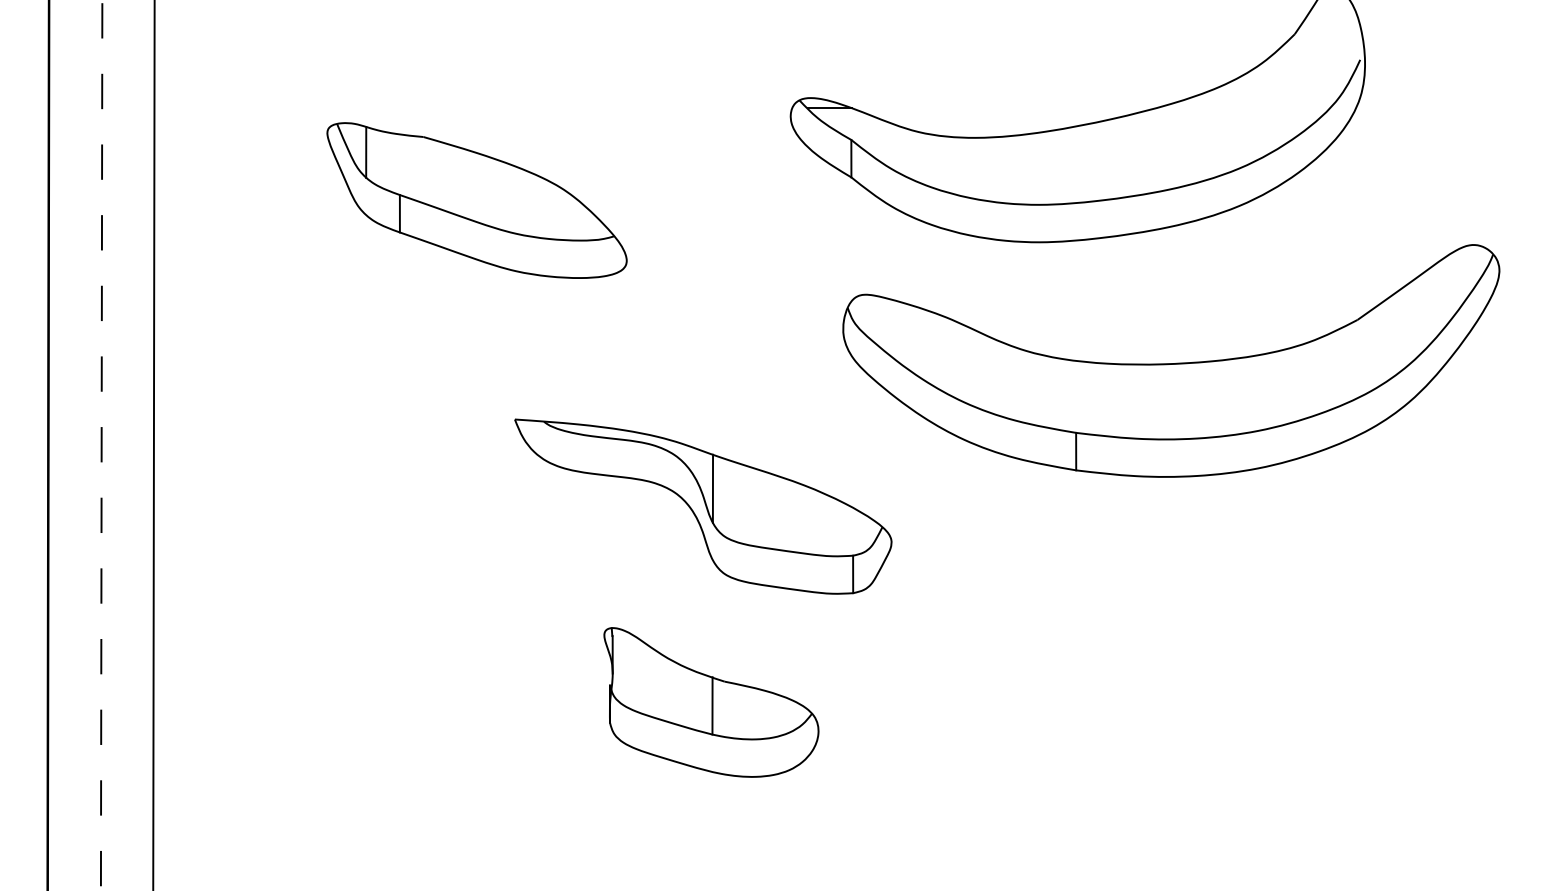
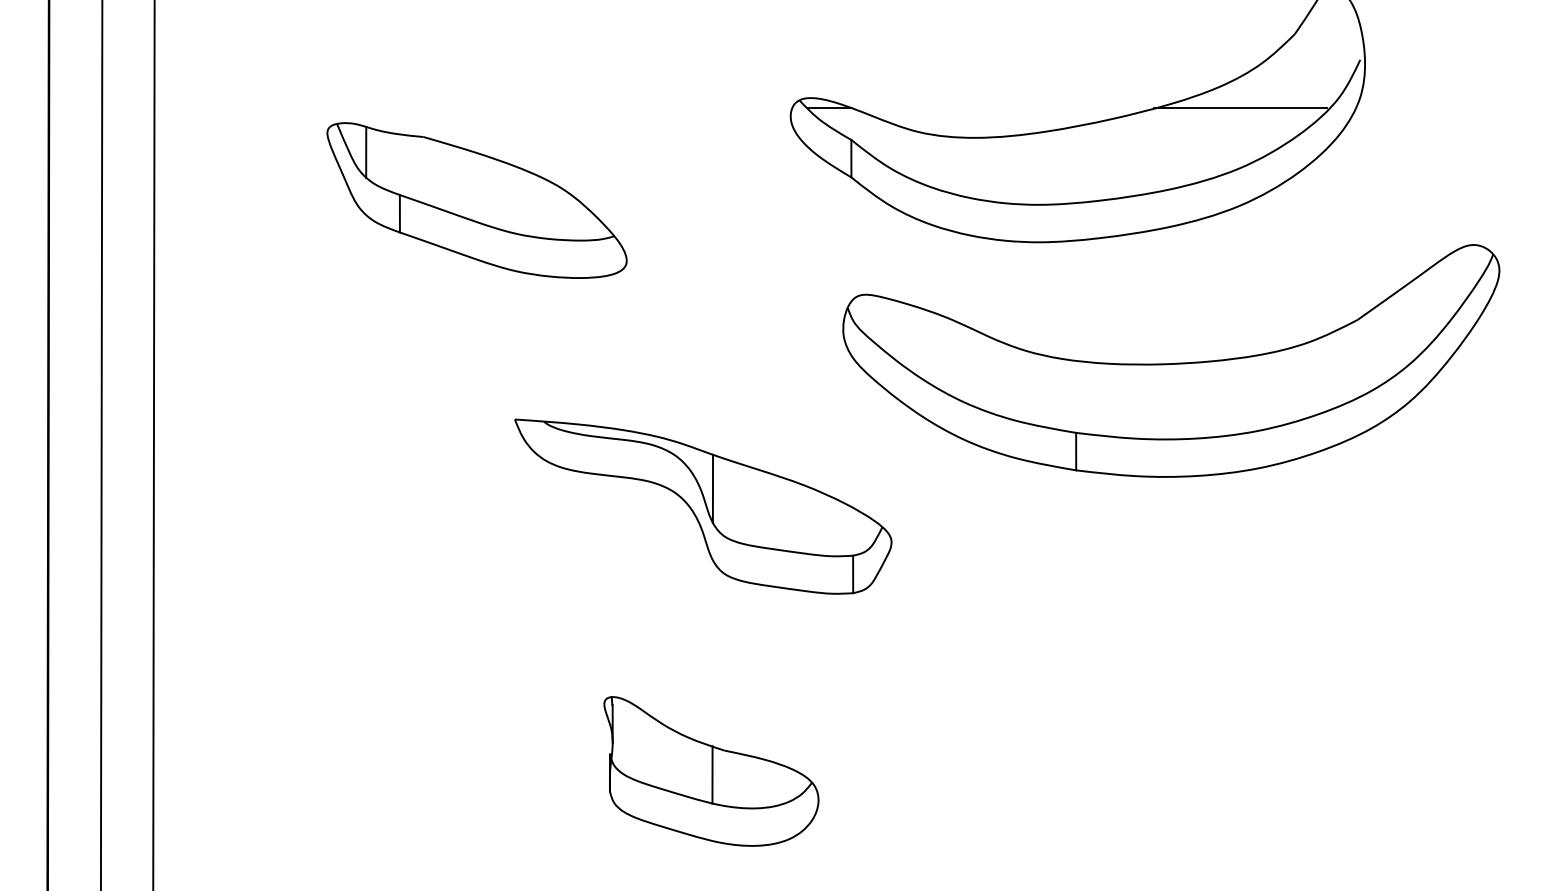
line: none -> present (1240, 108)
line: dashed -> solid (101, 445)
part position: (711, 702) -> (711, 771) (711, 771)
